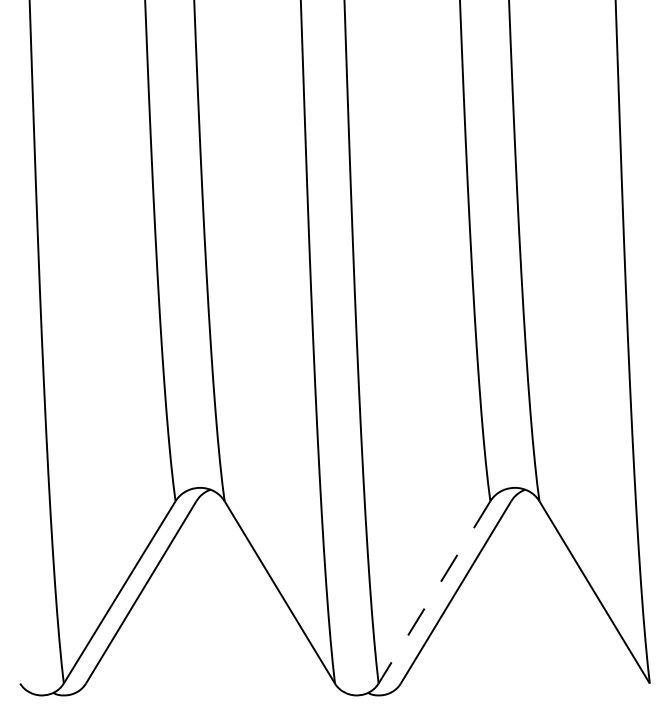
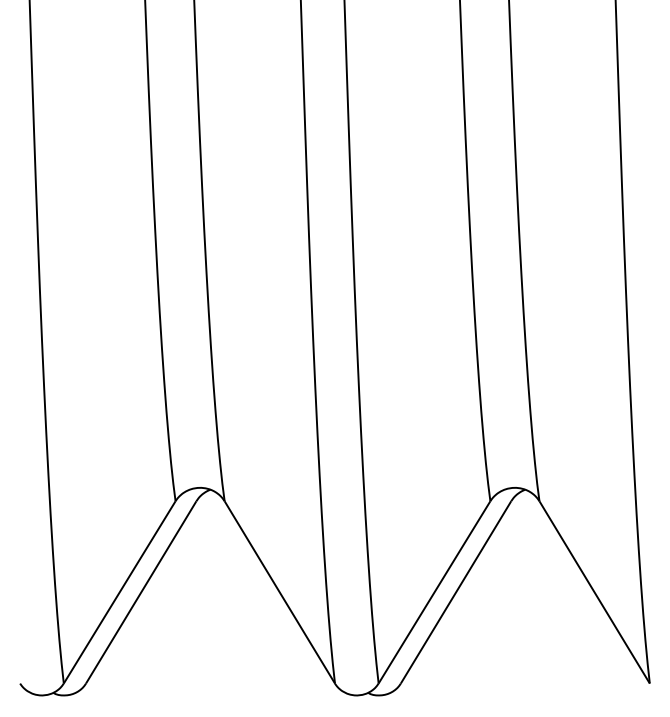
line: dashed -> solid (434, 592)
